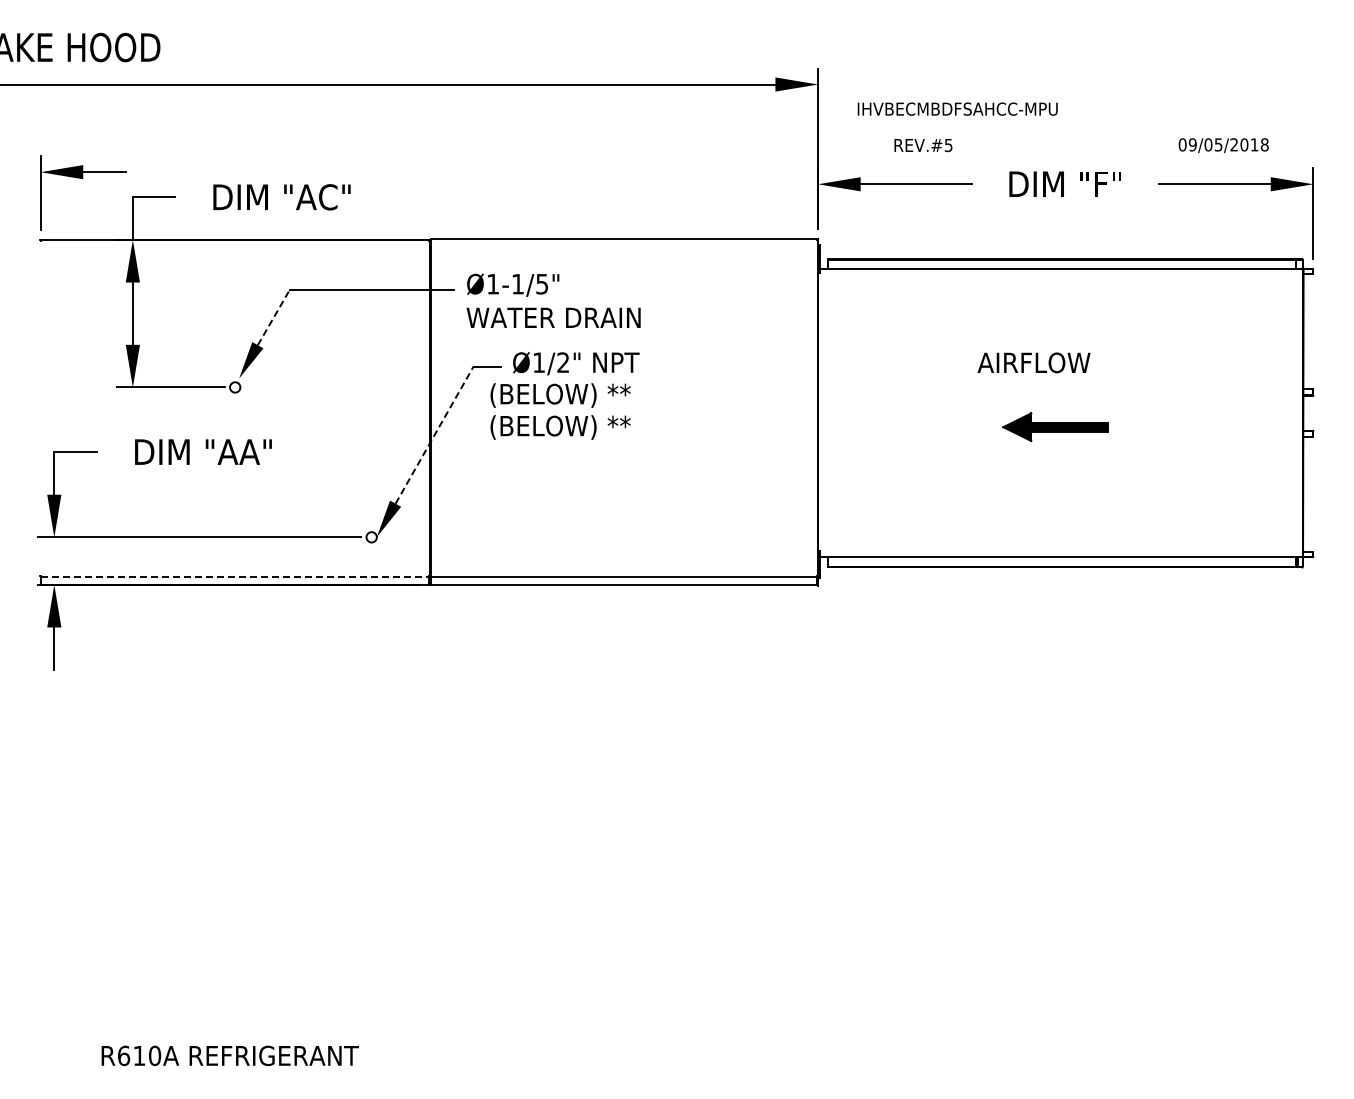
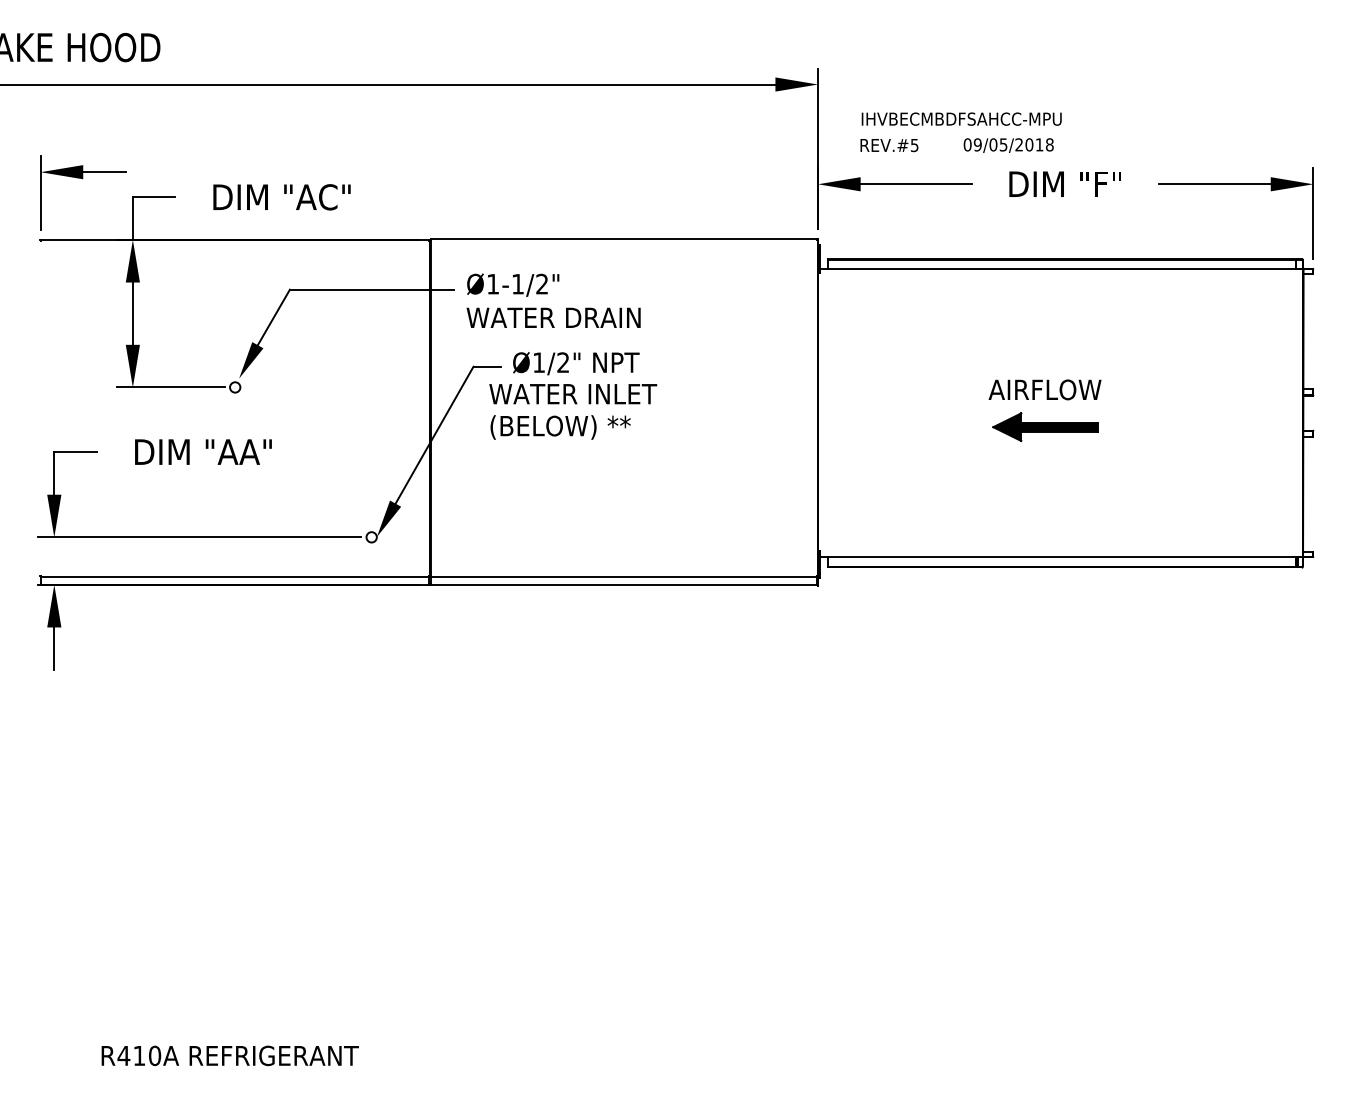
text position: (957, 108) -> (961, 118) (961, 118)
text position: (923, 145) -> (889, 145) (889, 145)
text position: (1223, 145) -> (1008, 145) (1008, 145)
text: Ø1-1/5" -> Ø1-1/2" (541, 283)
line: dashed -> solid (274, 317)
text position: (1033, 362) -> (1044, 389) (1044, 389)
text: (BELOW) ** -> WATER INLET (573, 395)
part position: (1055, 427) -> (1045, 427) (1045, 427)
line: dashed -> solid (434, 435)
line: dashed -> solid (235, 576)
text: R610A -> R410A (123, 1055)
